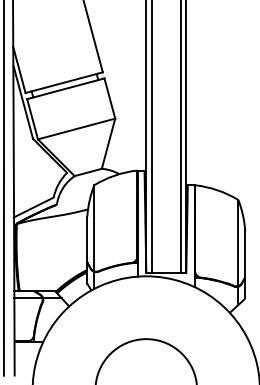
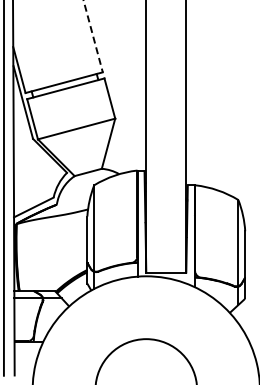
line: solid -> dashed (93, 36)
line: present -> none (151, 137)
line: present -> none (181, 137)
